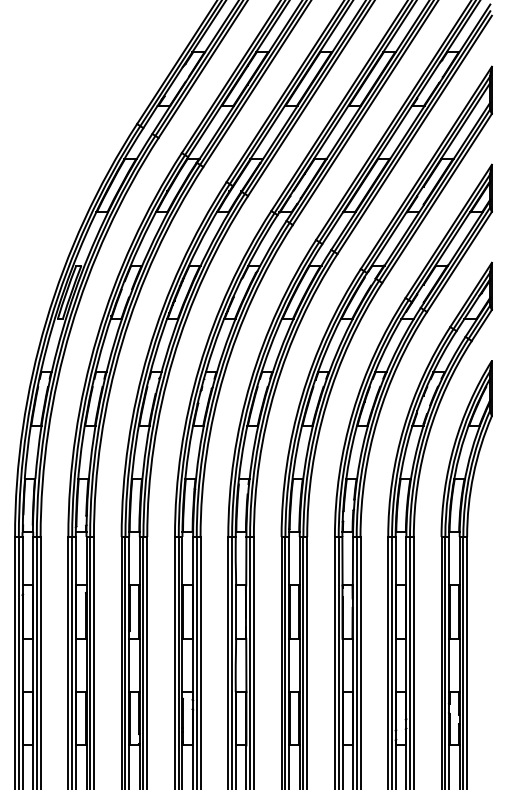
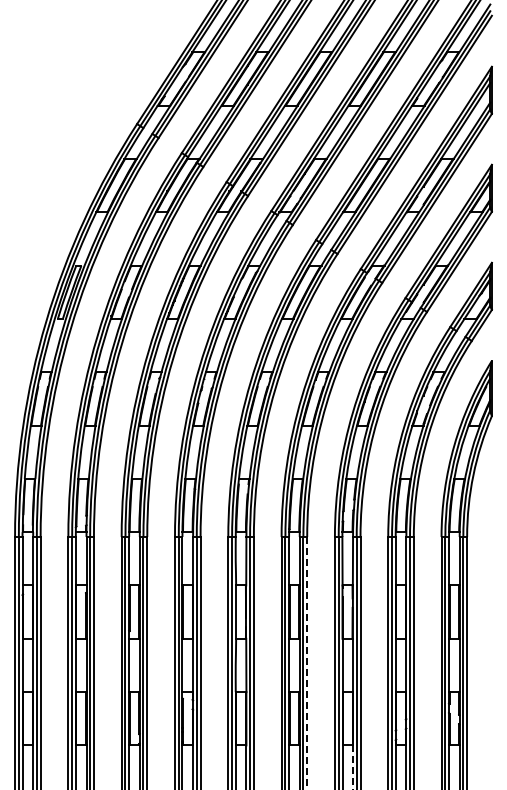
line: solid -> dashed (307, 663)
line: solid -> dashed (352, 768)
